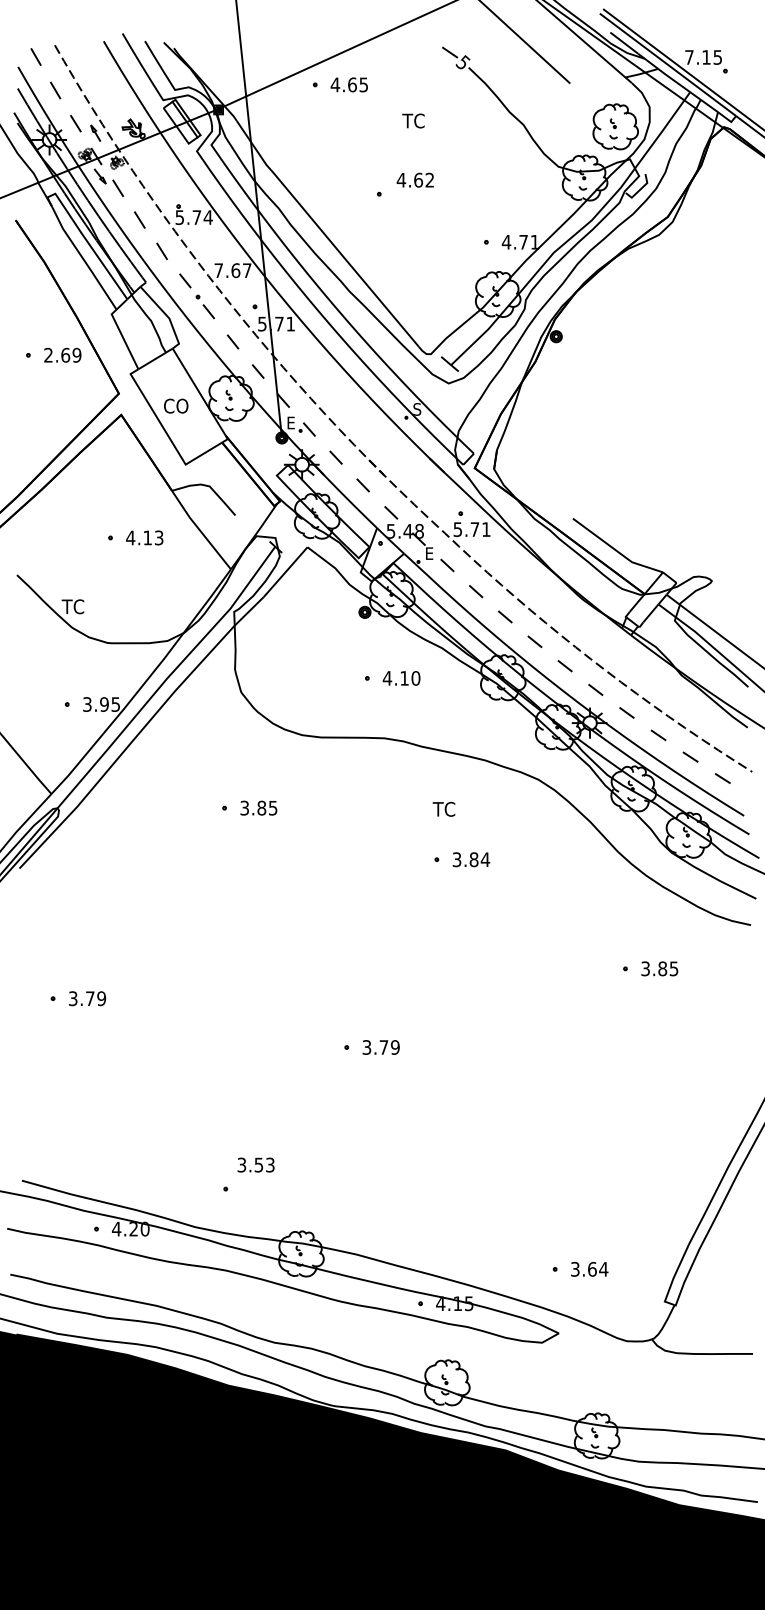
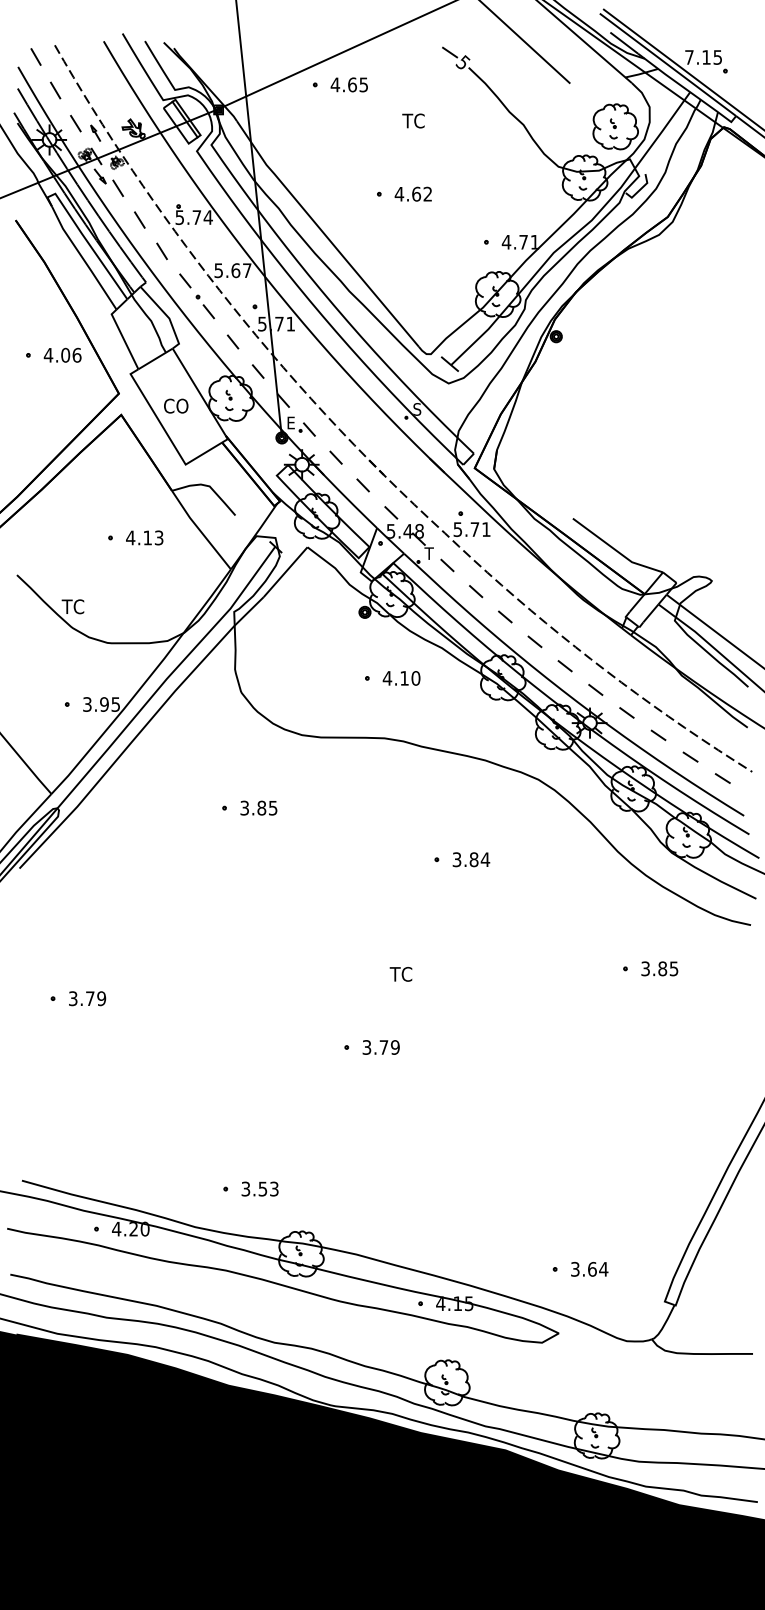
text position: (414, 179) -> (412, 193) (412, 193)
text: 7.67 -> 5.67 (218, 270)
text: 2.69 -> 4.06 (62, 354)
text: E -> T (428, 553)
text position: (443, 809) -> (400, 974) (400, 974)
text position: (255, 1164) -> (259, 1188) (259, 1188)
